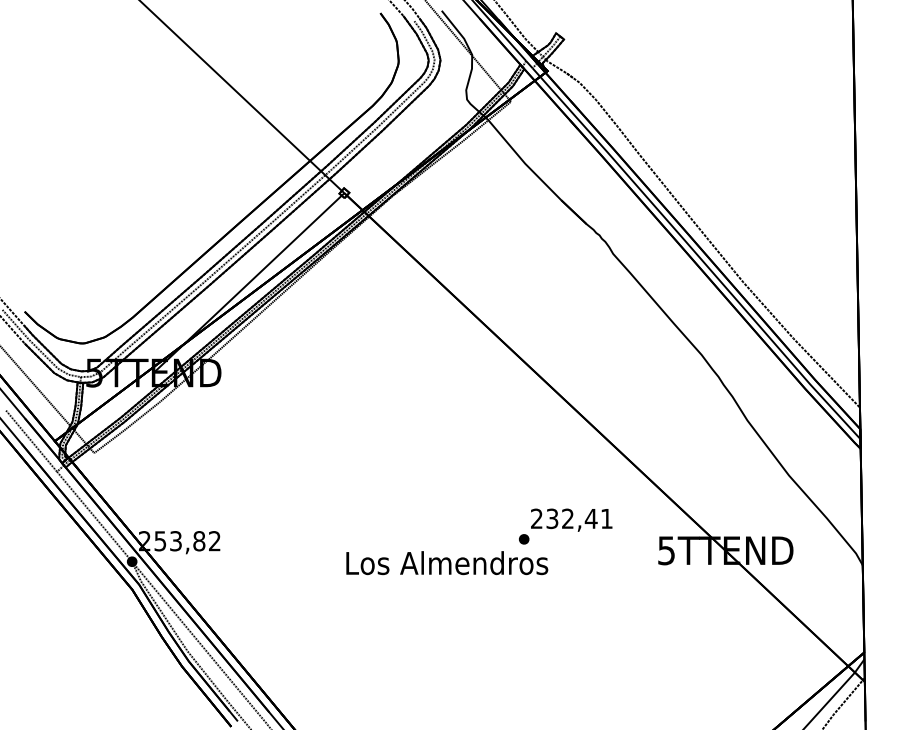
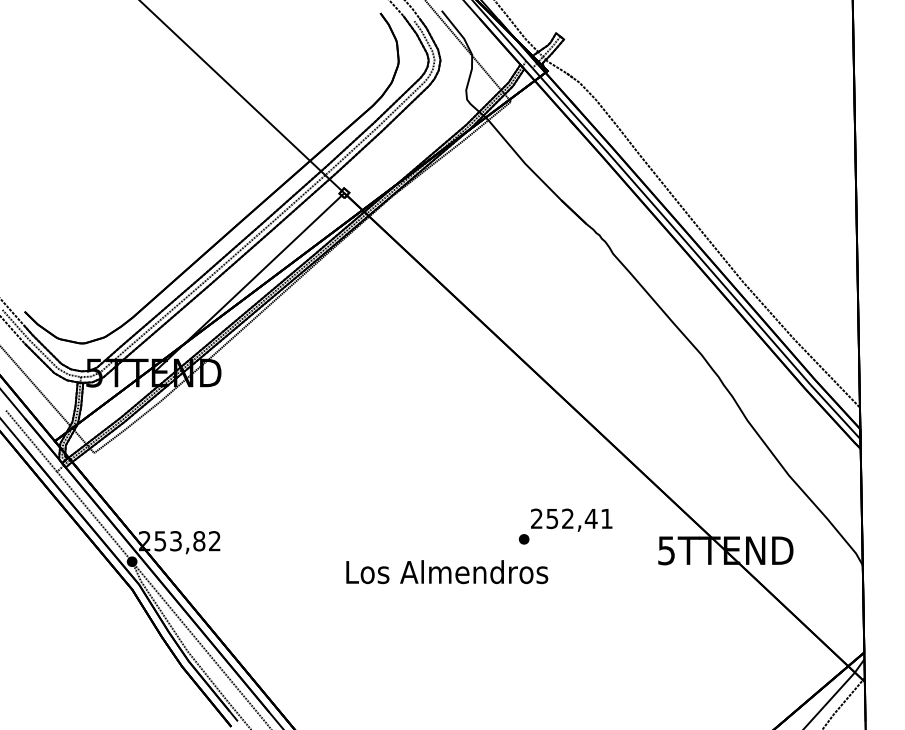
text: 232,41 -> 252,41 (552, 518)
text position: (447, 563) -> (447, 572) (447, 572)
